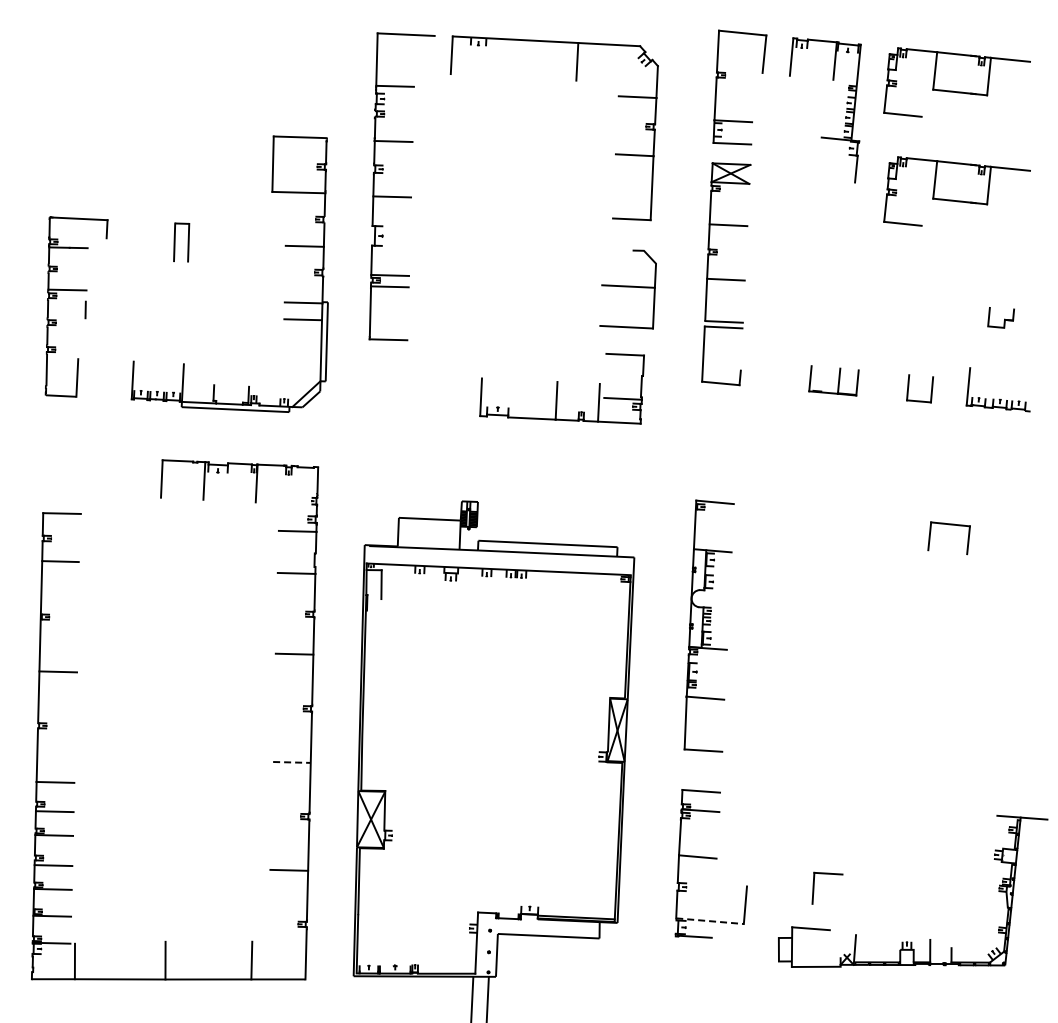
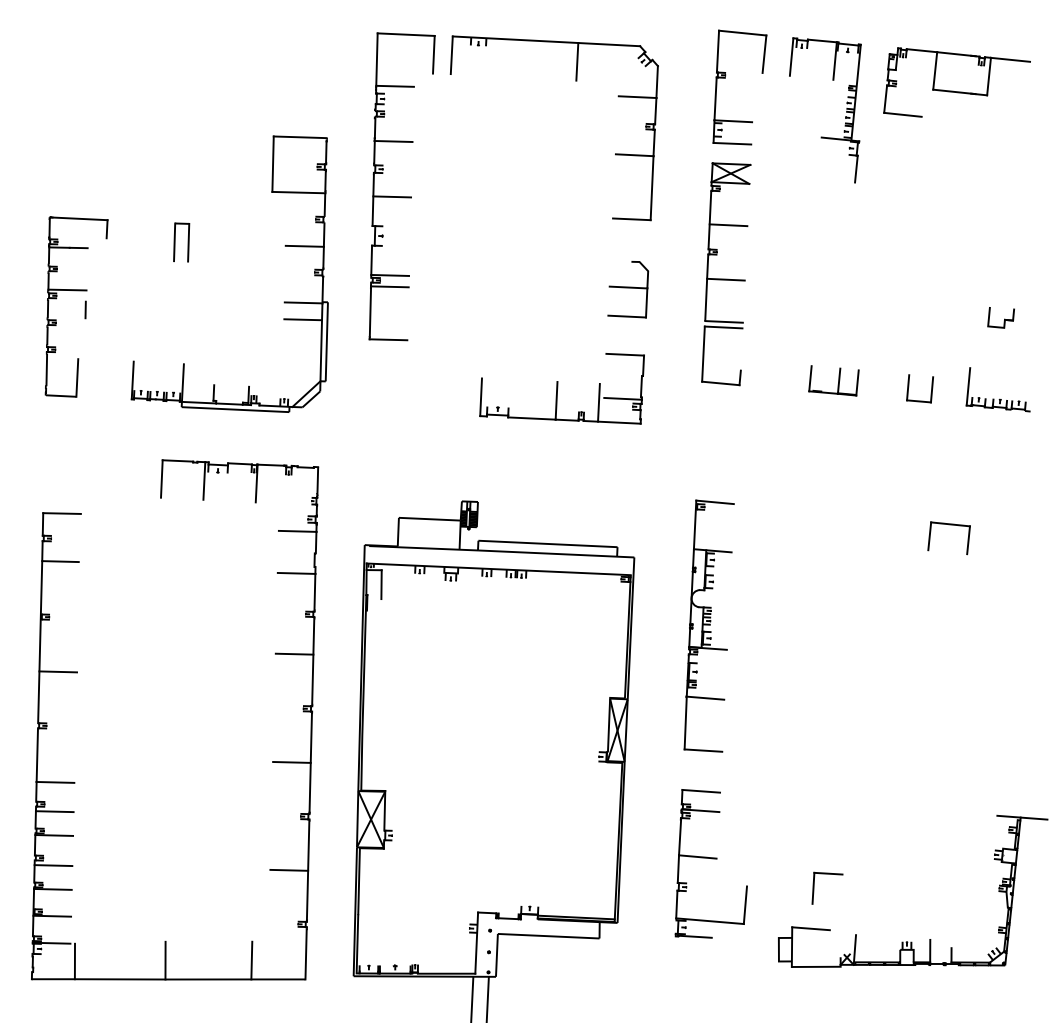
line: none -> present (433, 54)
part: present -> none (956, 191)
part size: 58x81 px -> 43x58 px (628, 289)
line: dashed -> solid (291, 762)
line: dashed -> solid (710, 921)
